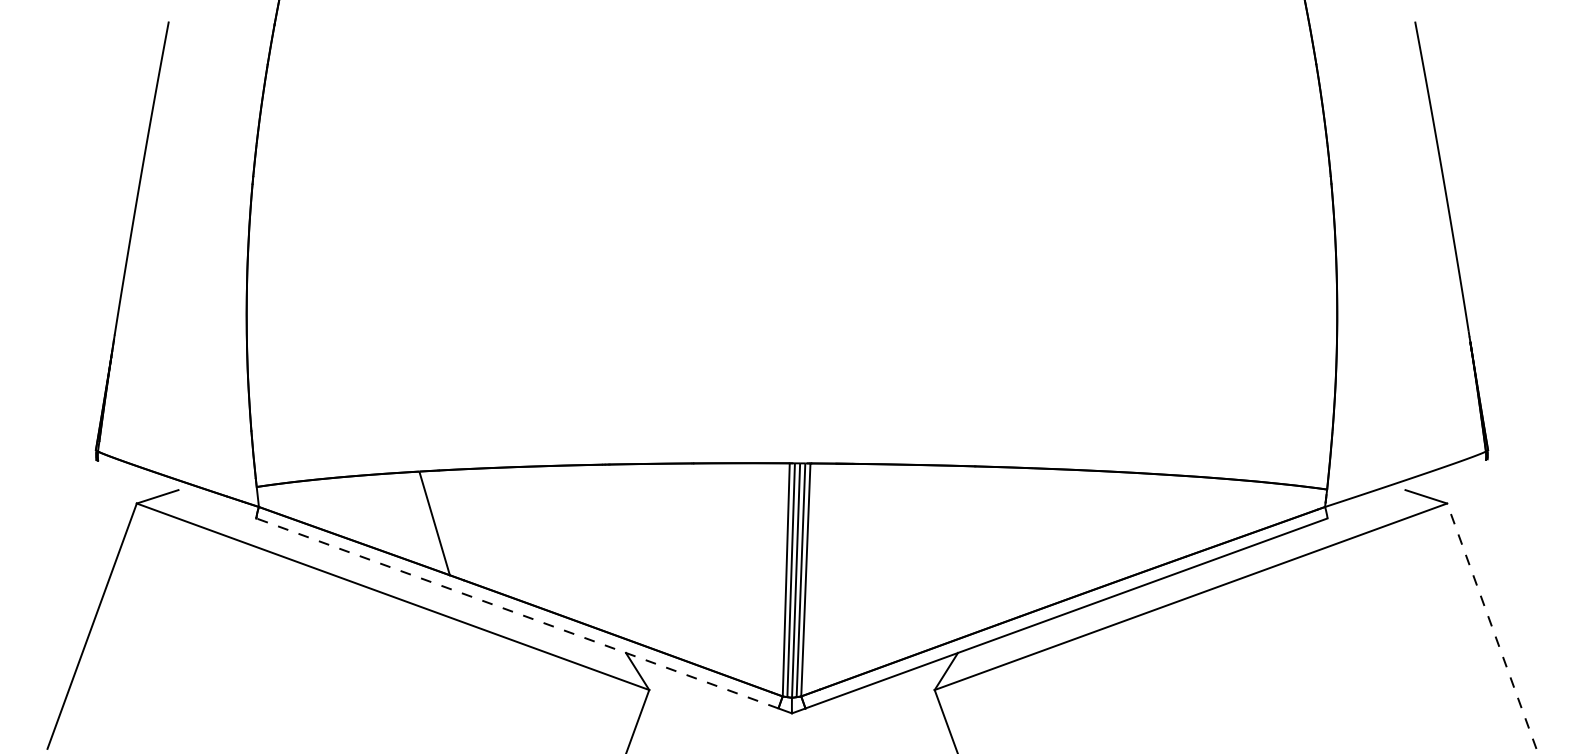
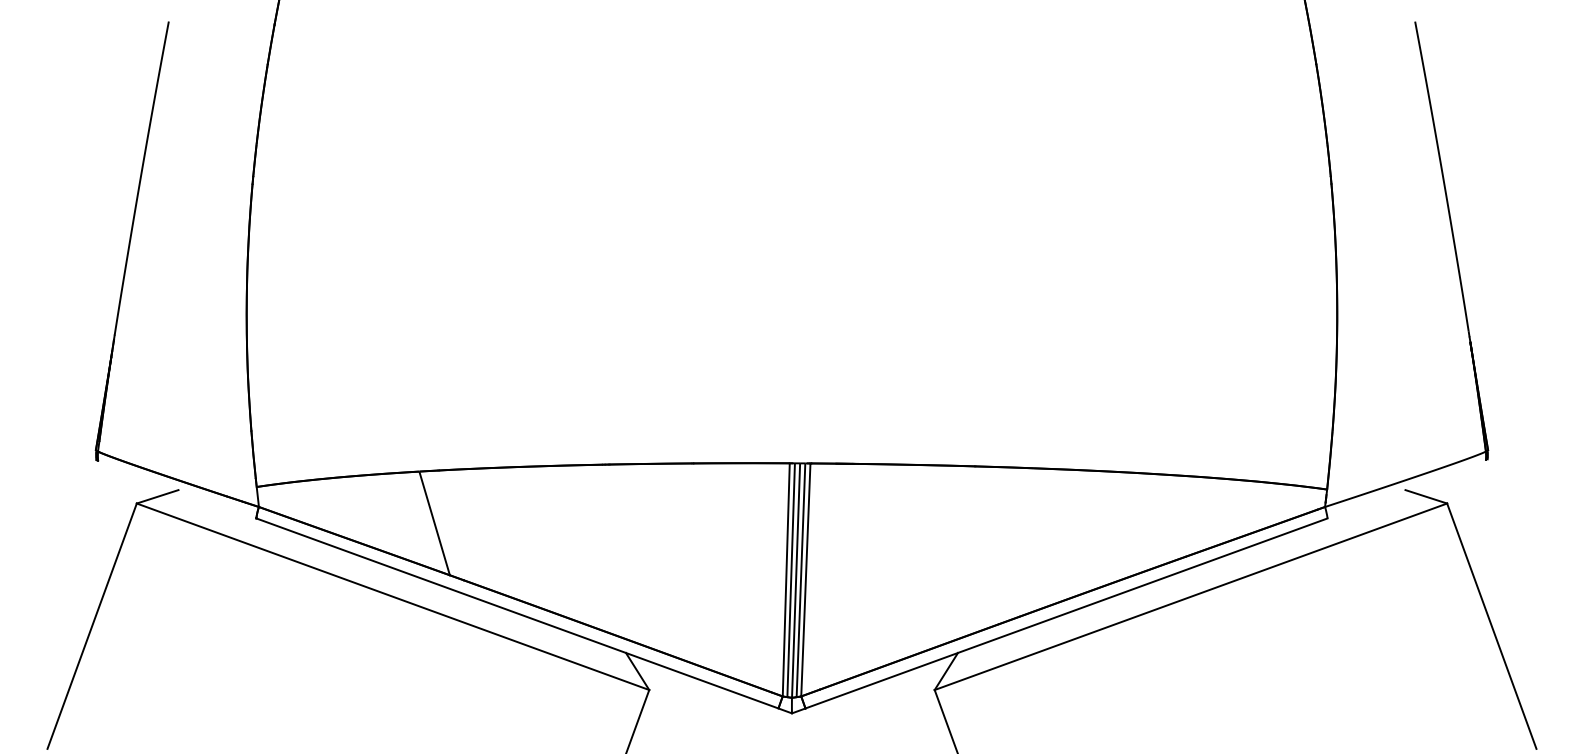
line: dashed -> solid (517, 613)
line: dashed -> solid (1491, 626)
